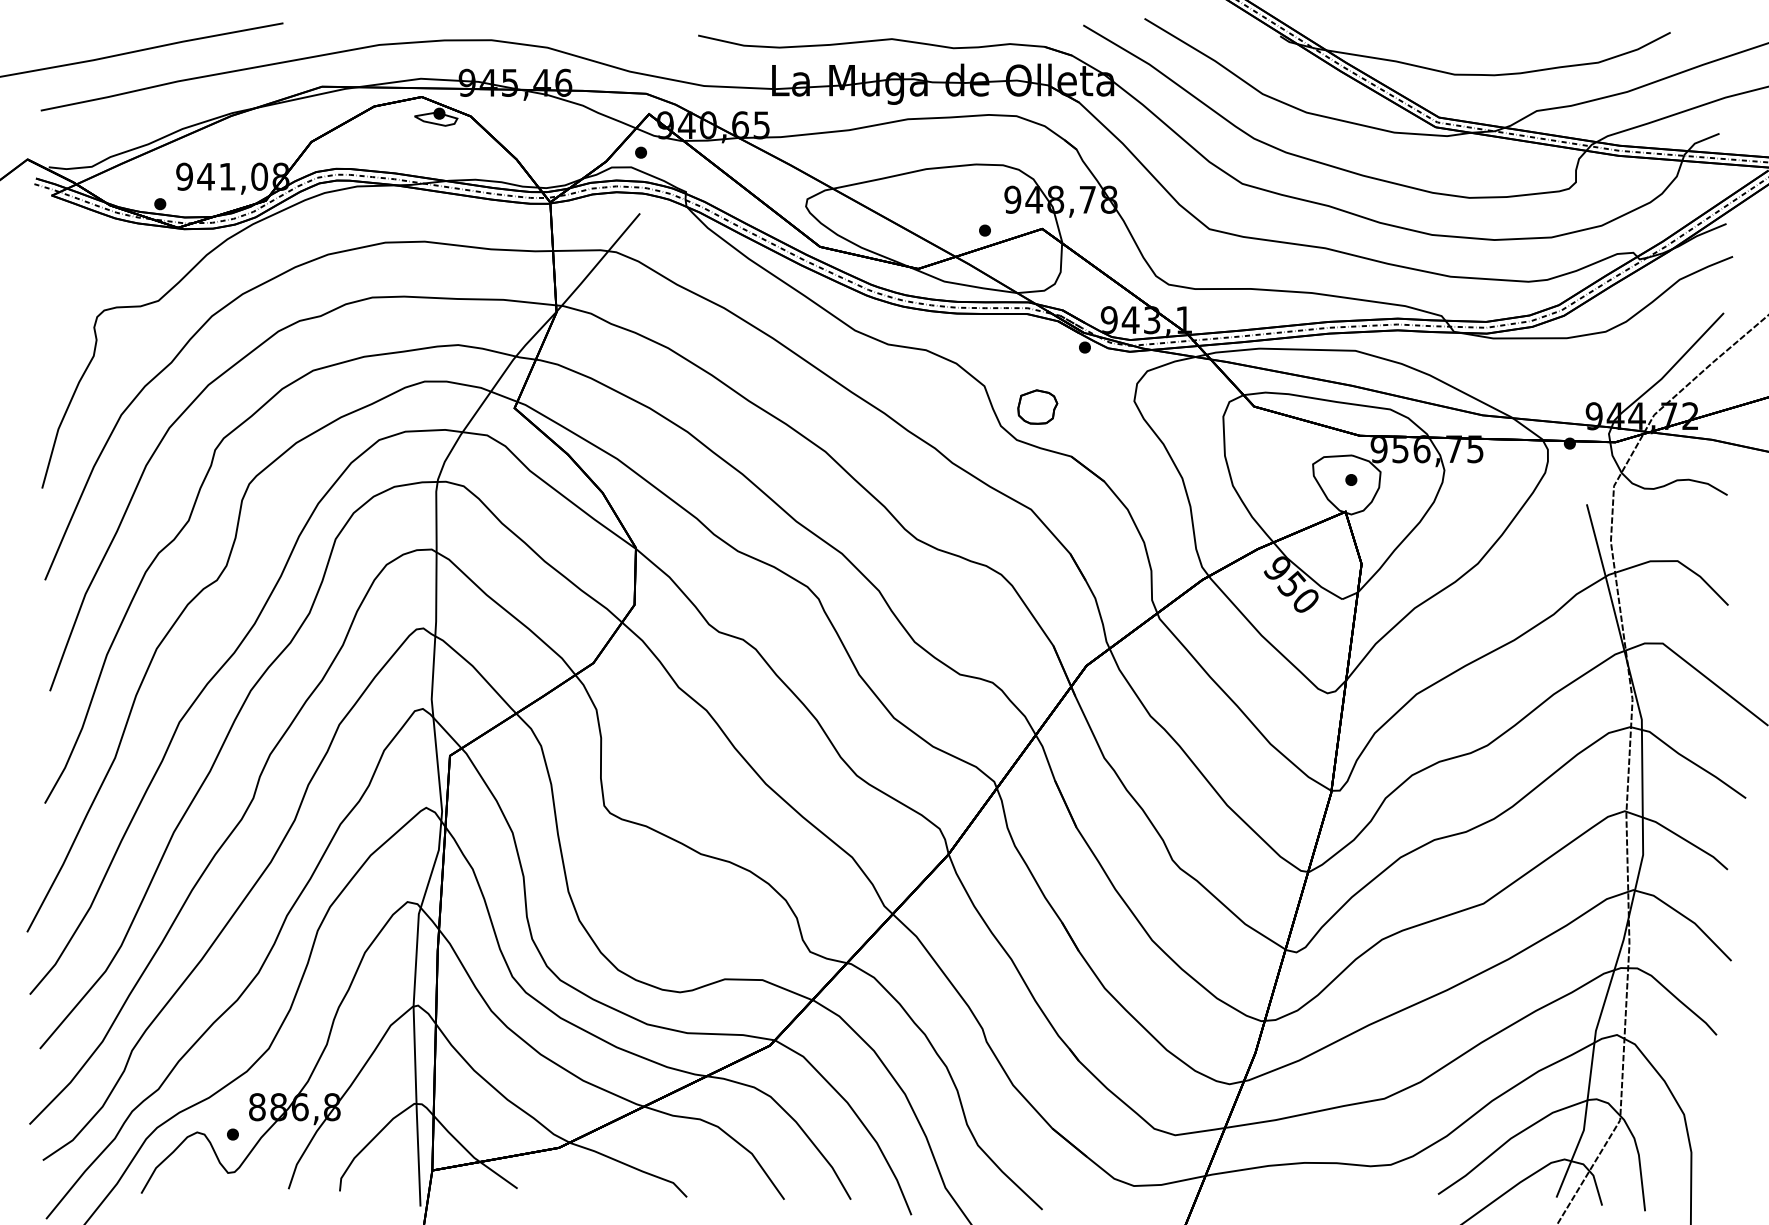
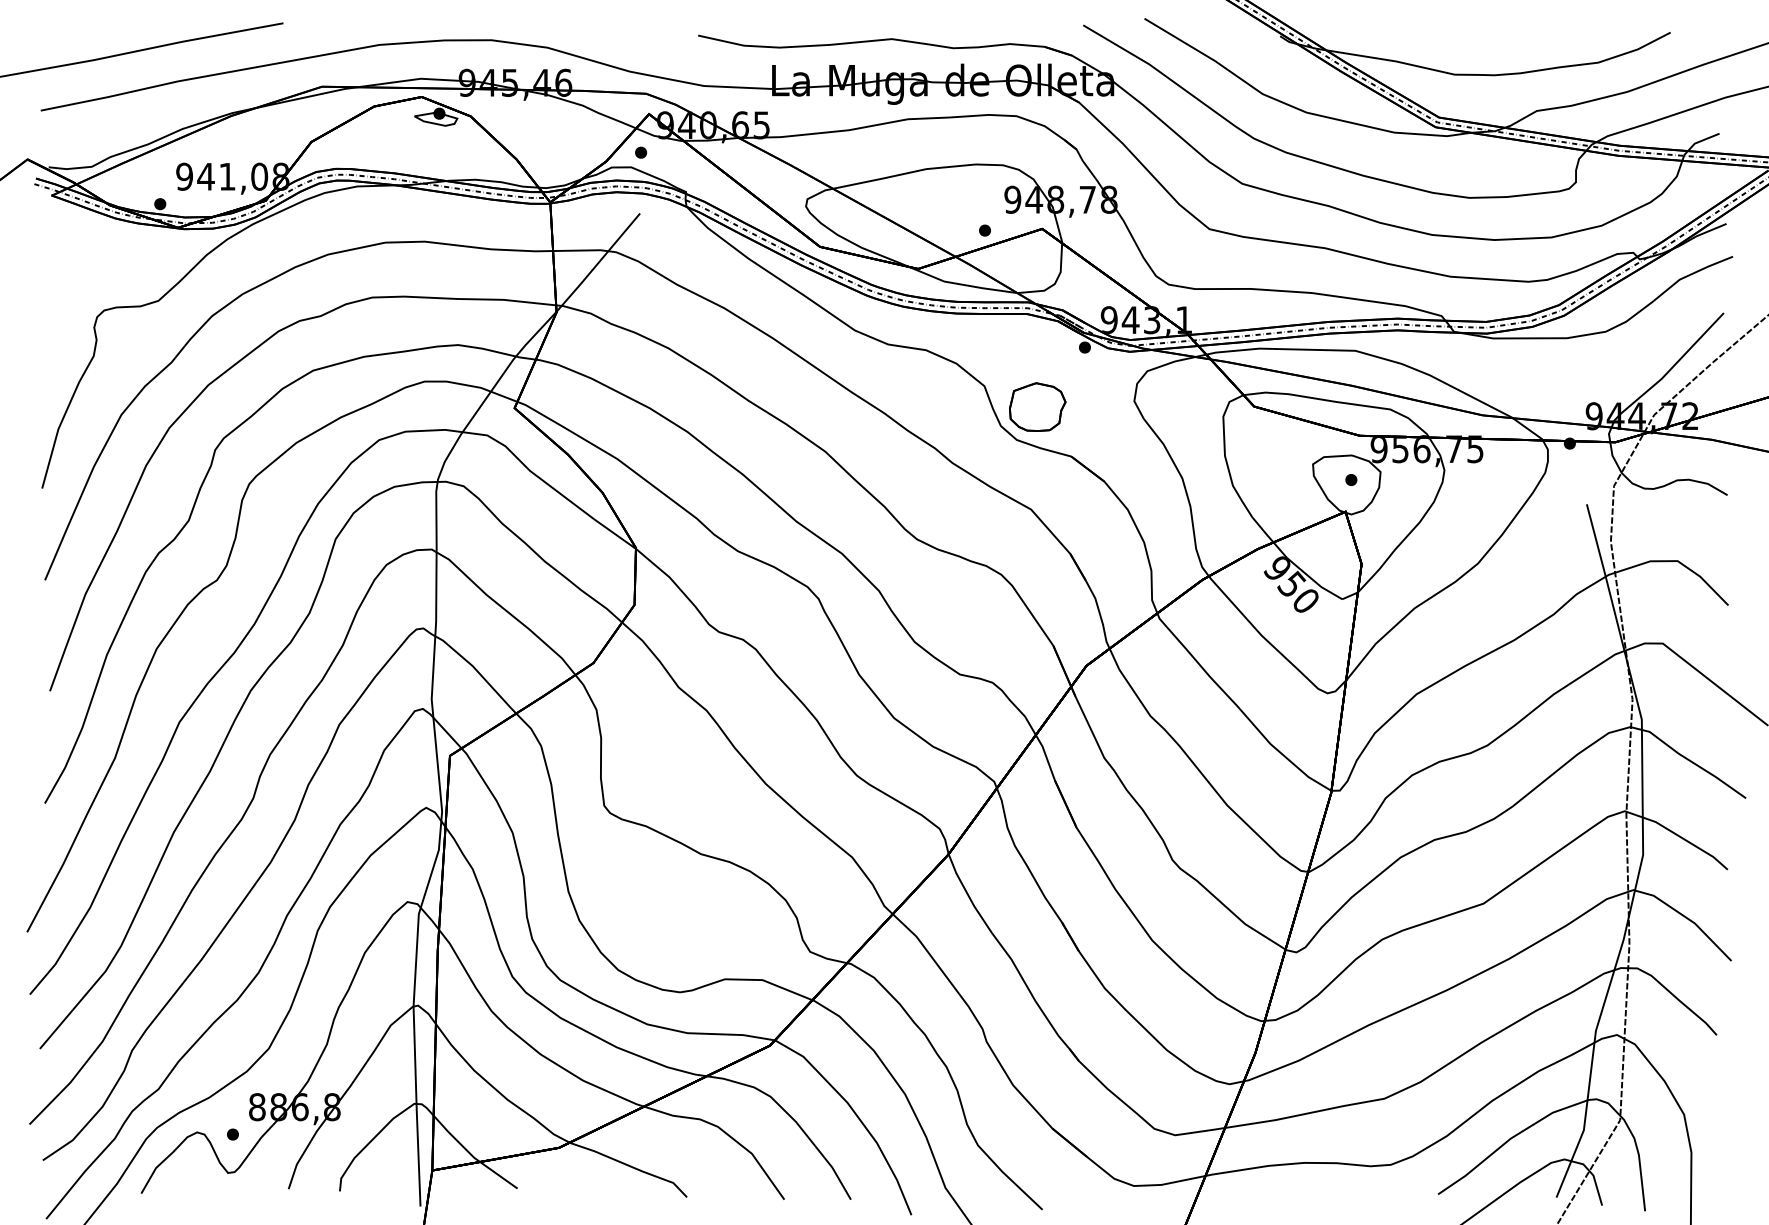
part size: 42x36 px -> 58x50 px (1037, 406)
